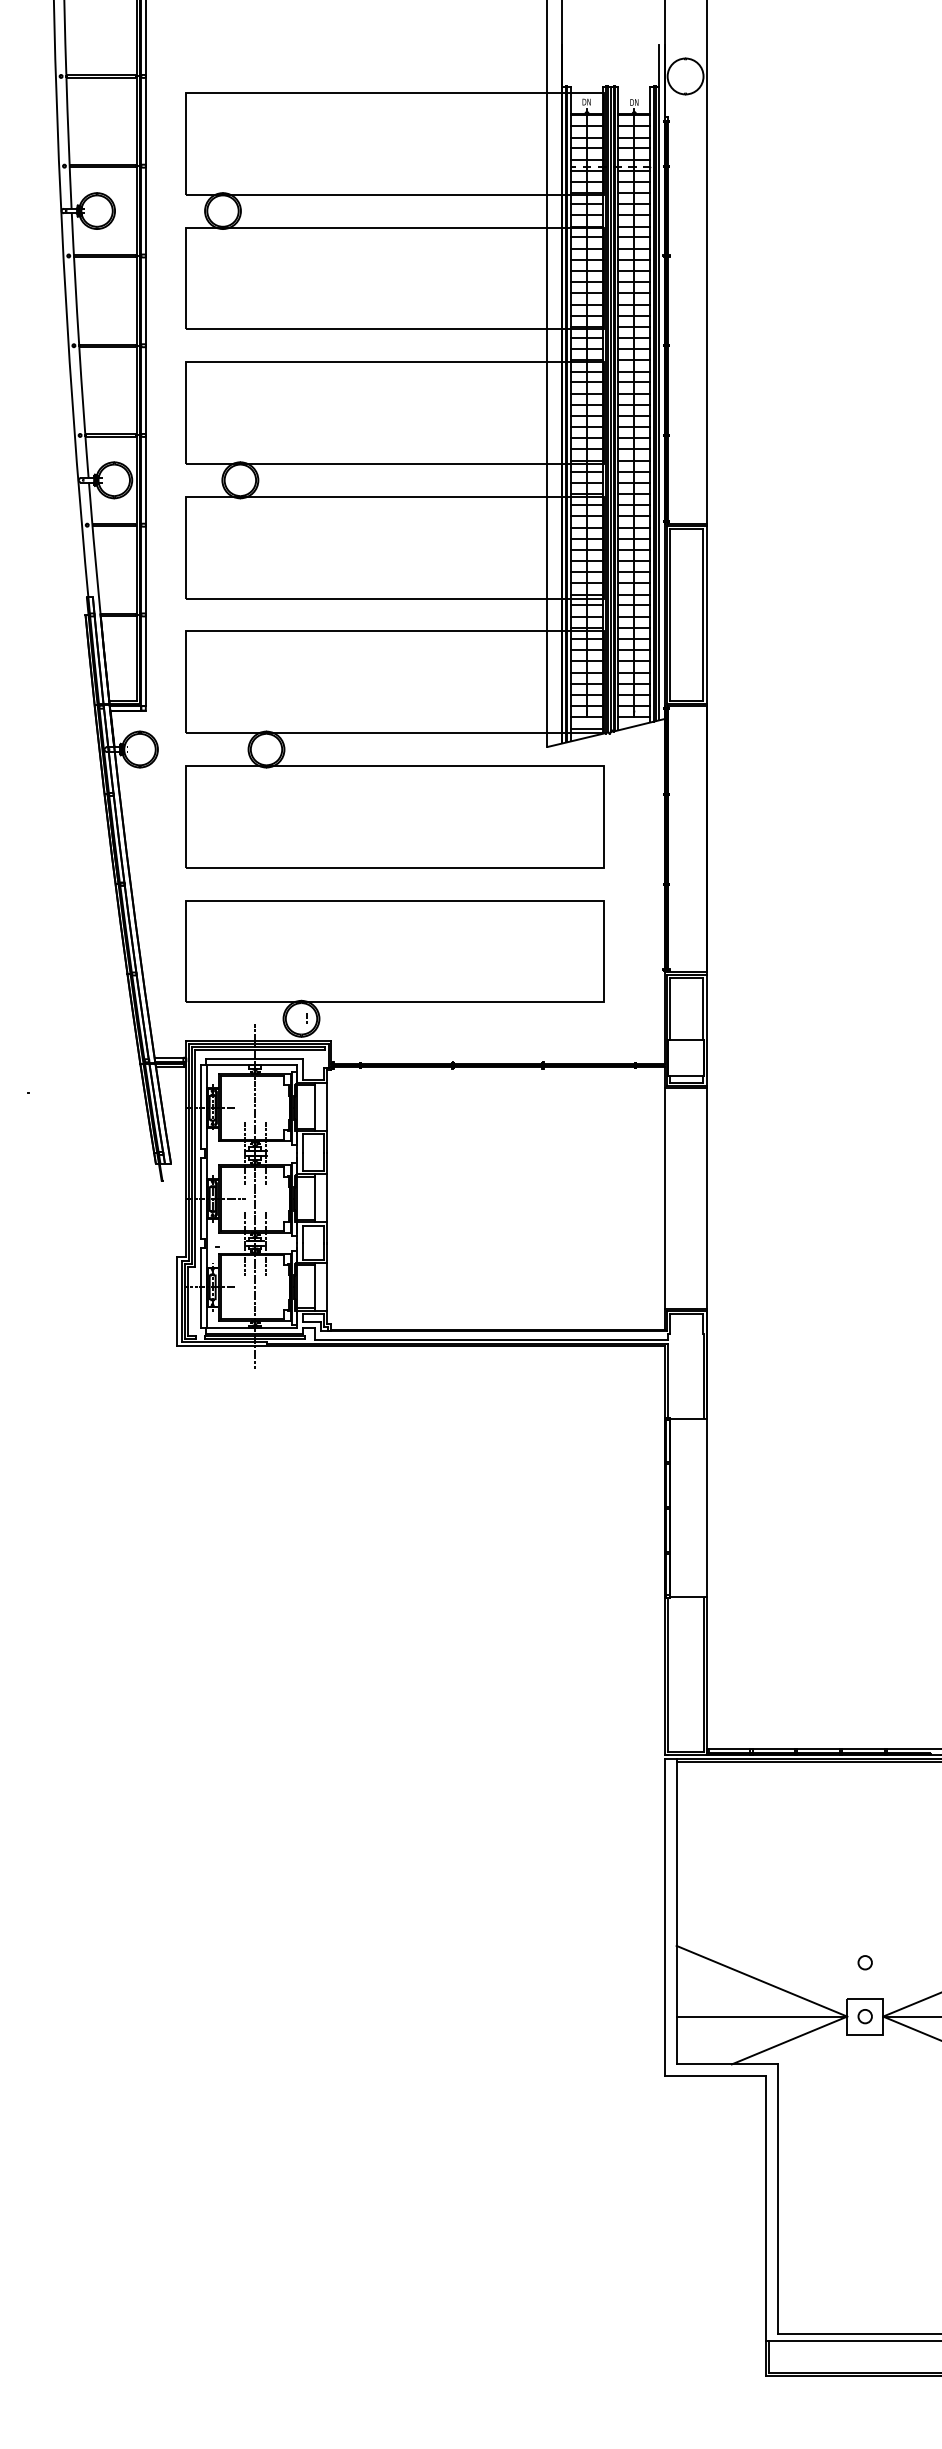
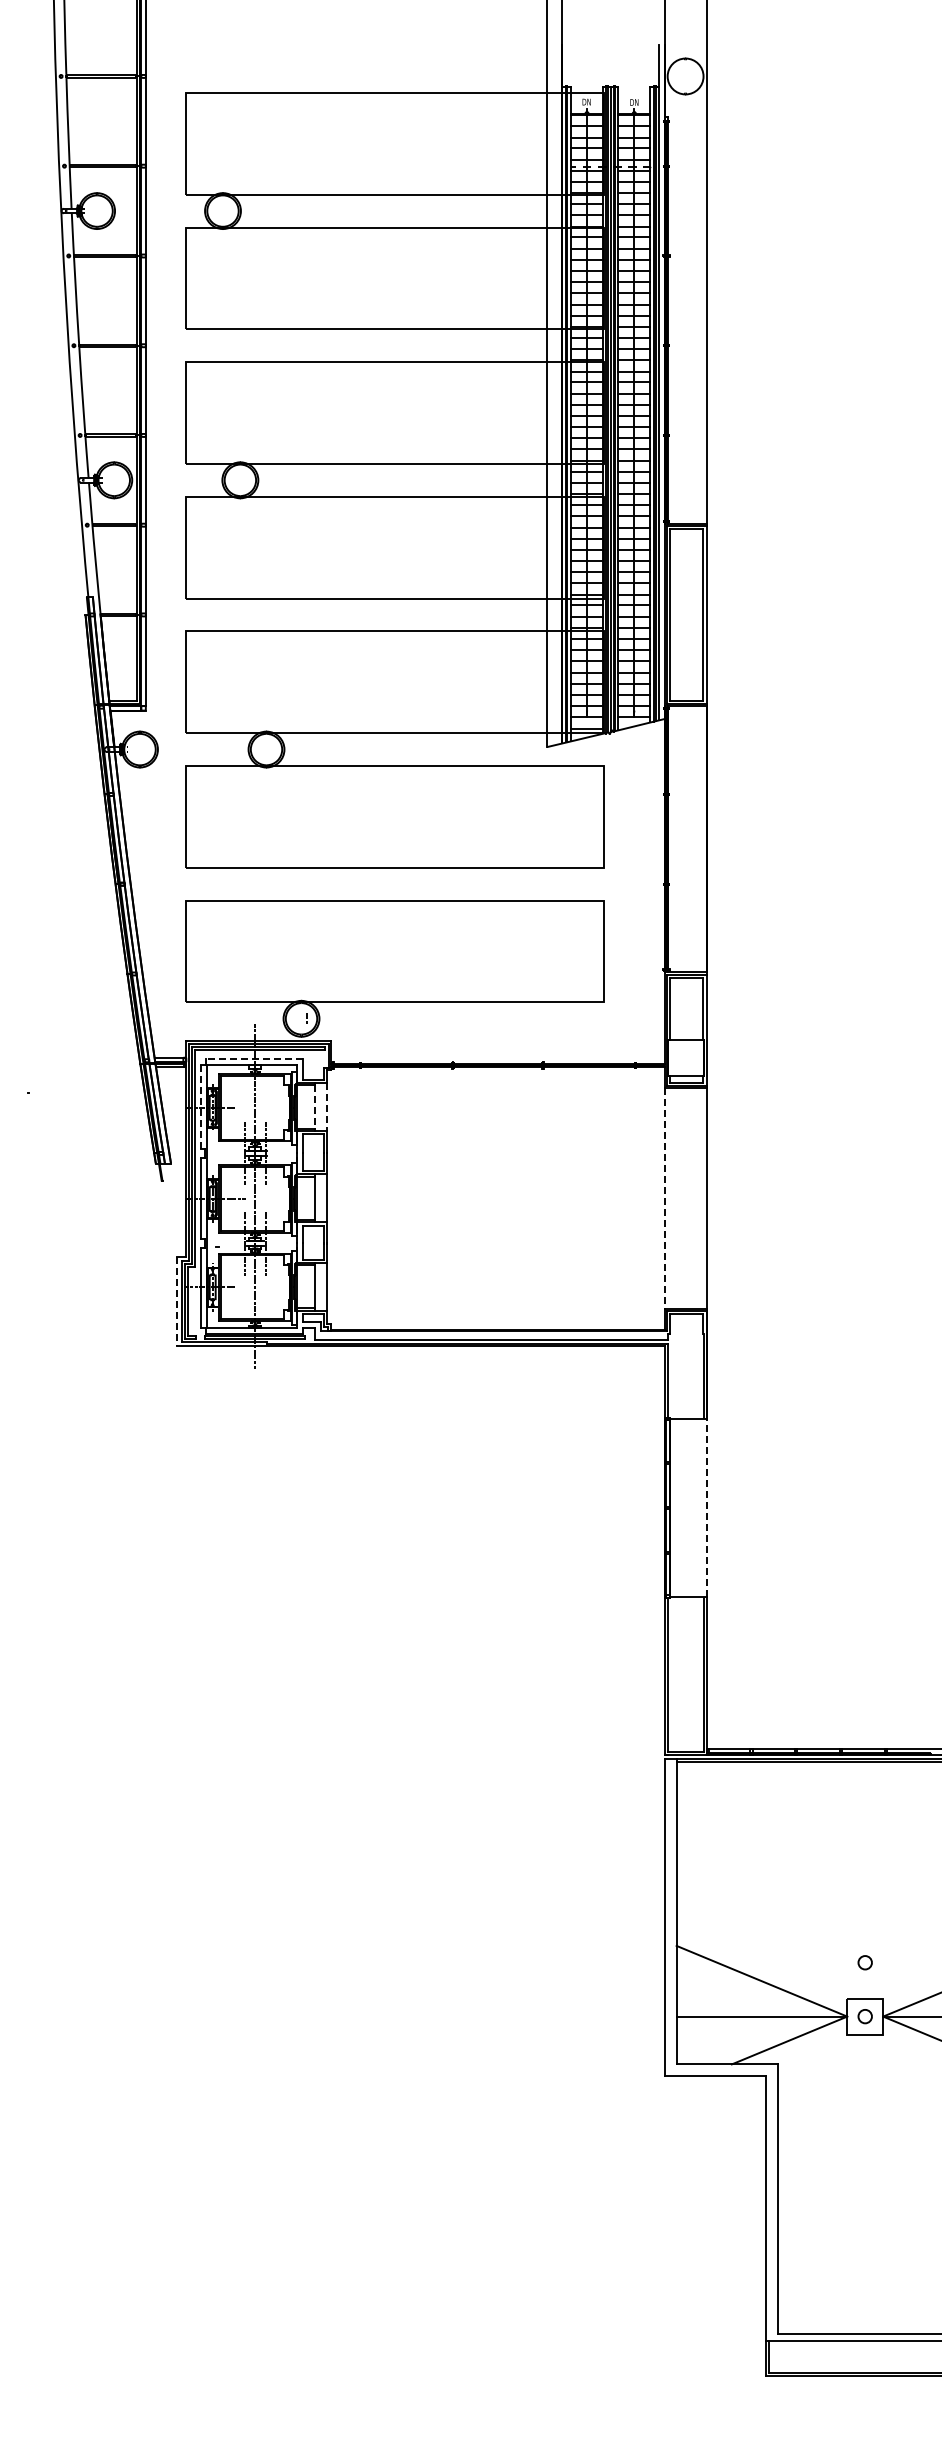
line: solid -> dashed (254, 1059)
line: solid -> dashed (201, 1107)
line: solid -> dashed (314, 1107)
line: solid -> dashed (326, 1107)
line: solid -> dashed (664, 1198)
line: solid -> dashed (177, 1301)
line: solid -> dashed (706, 1507)
